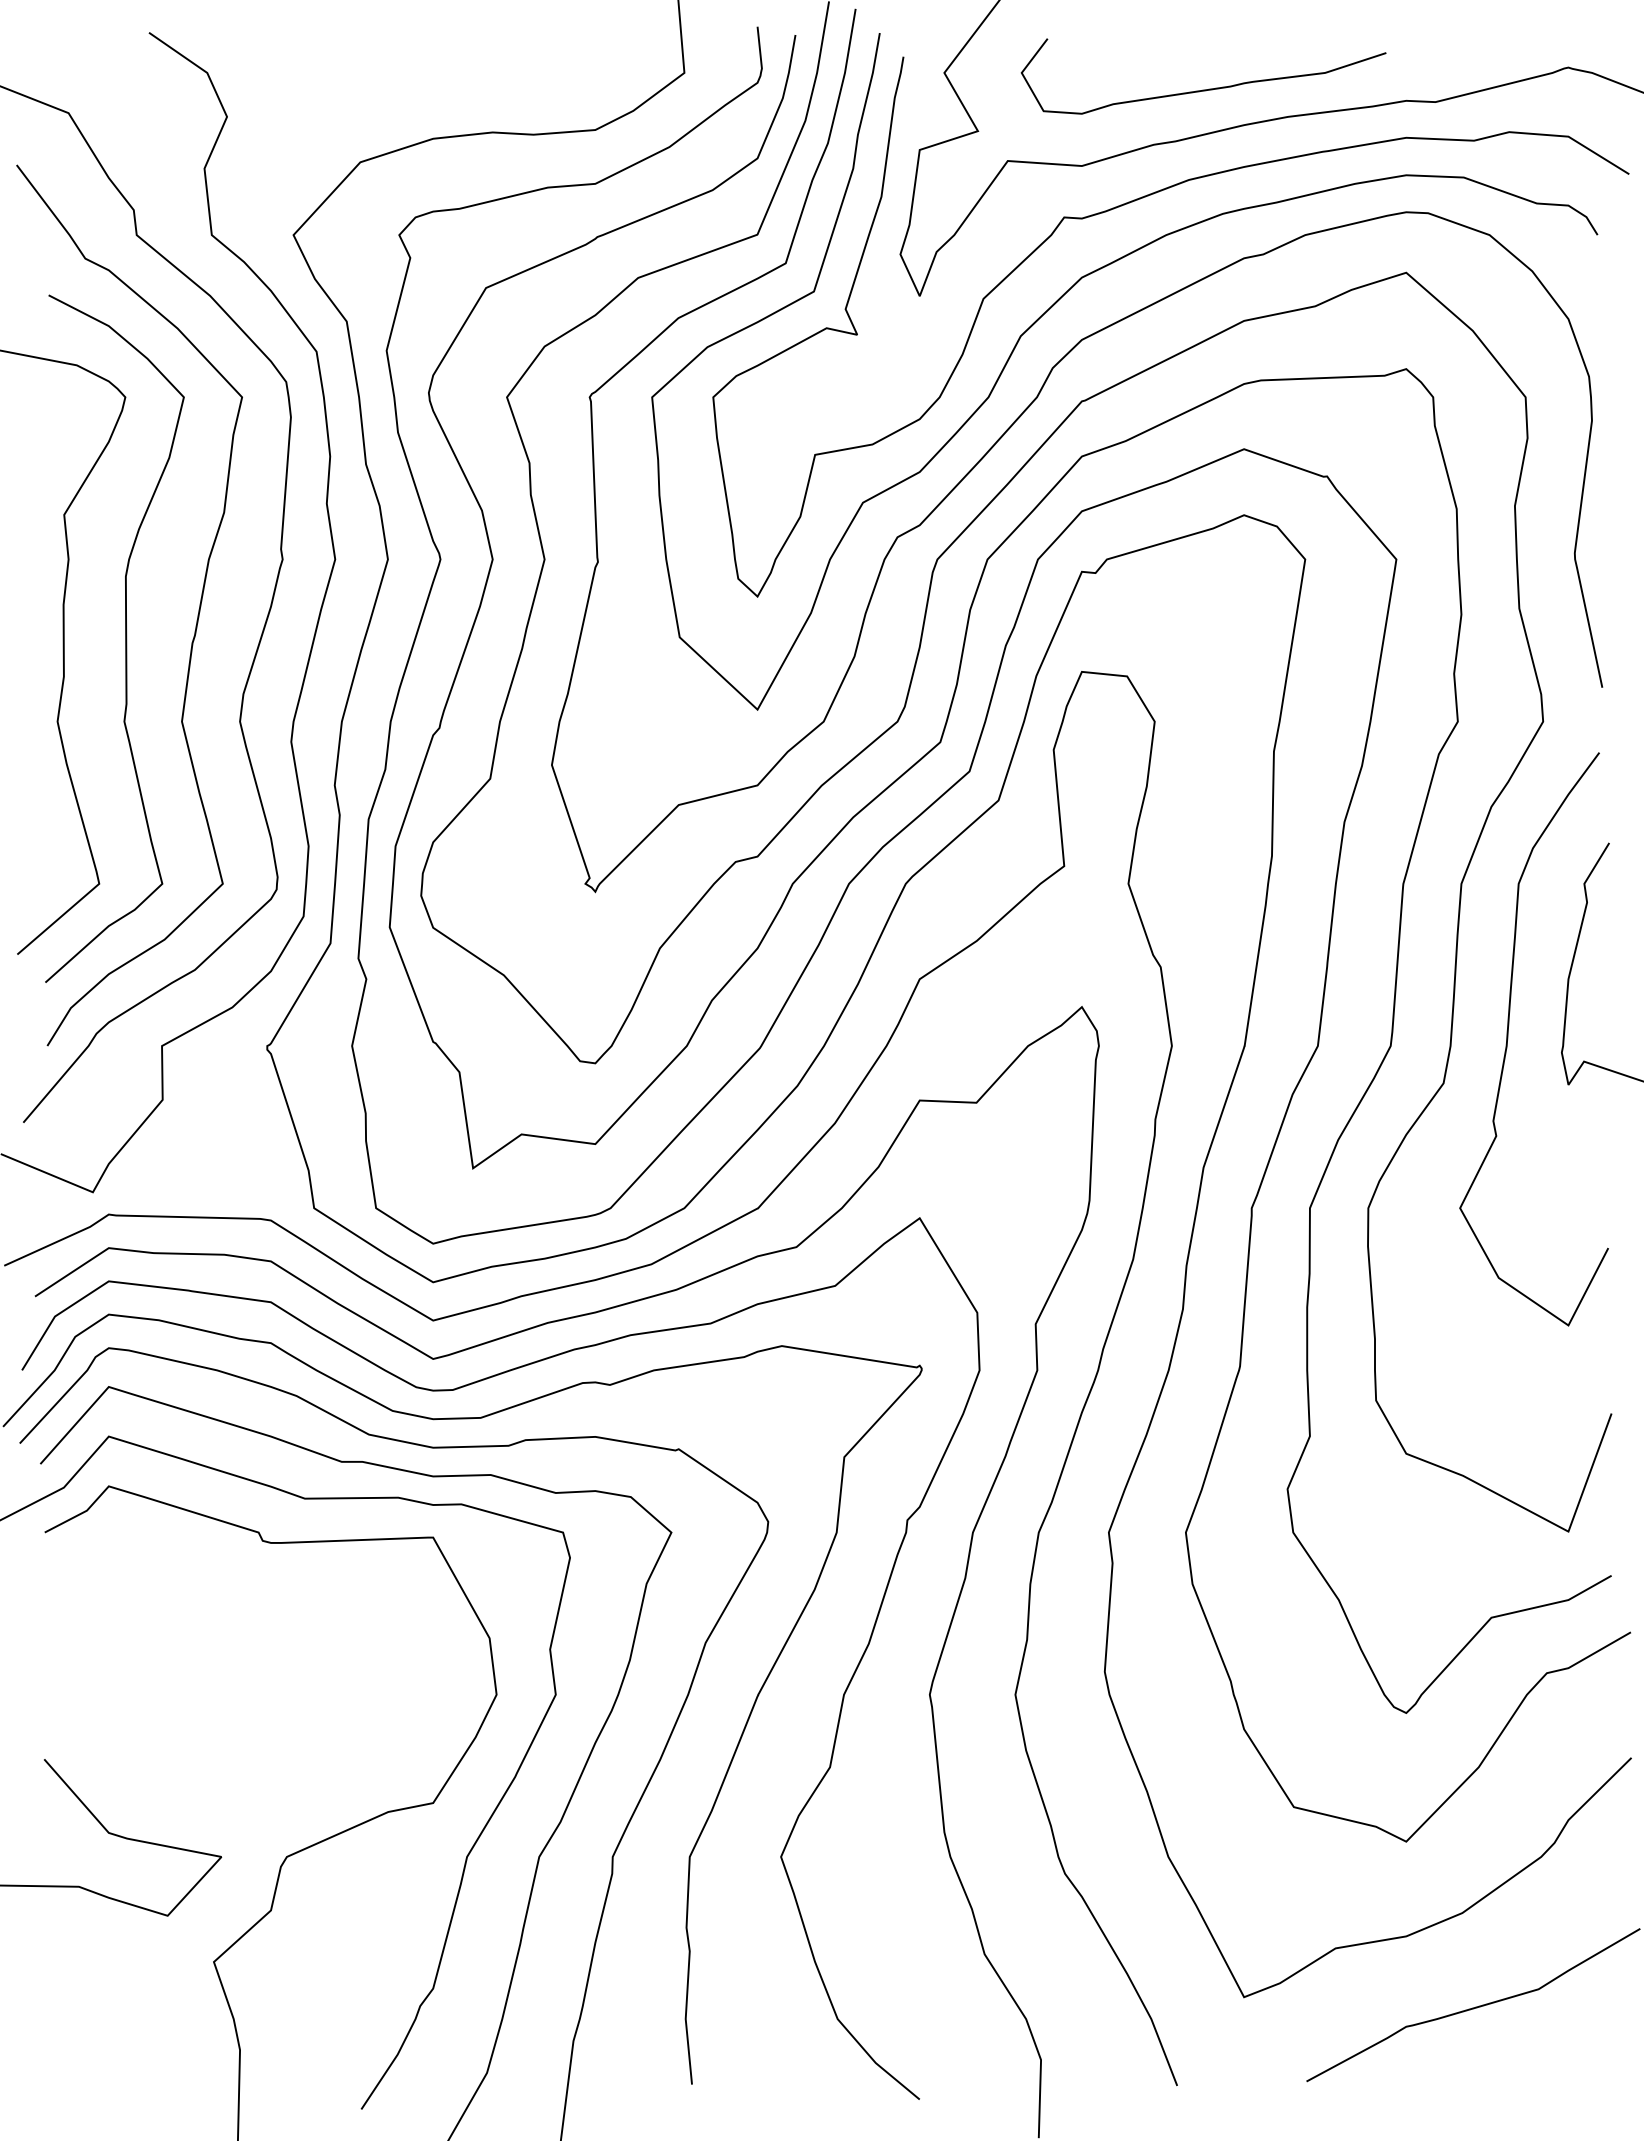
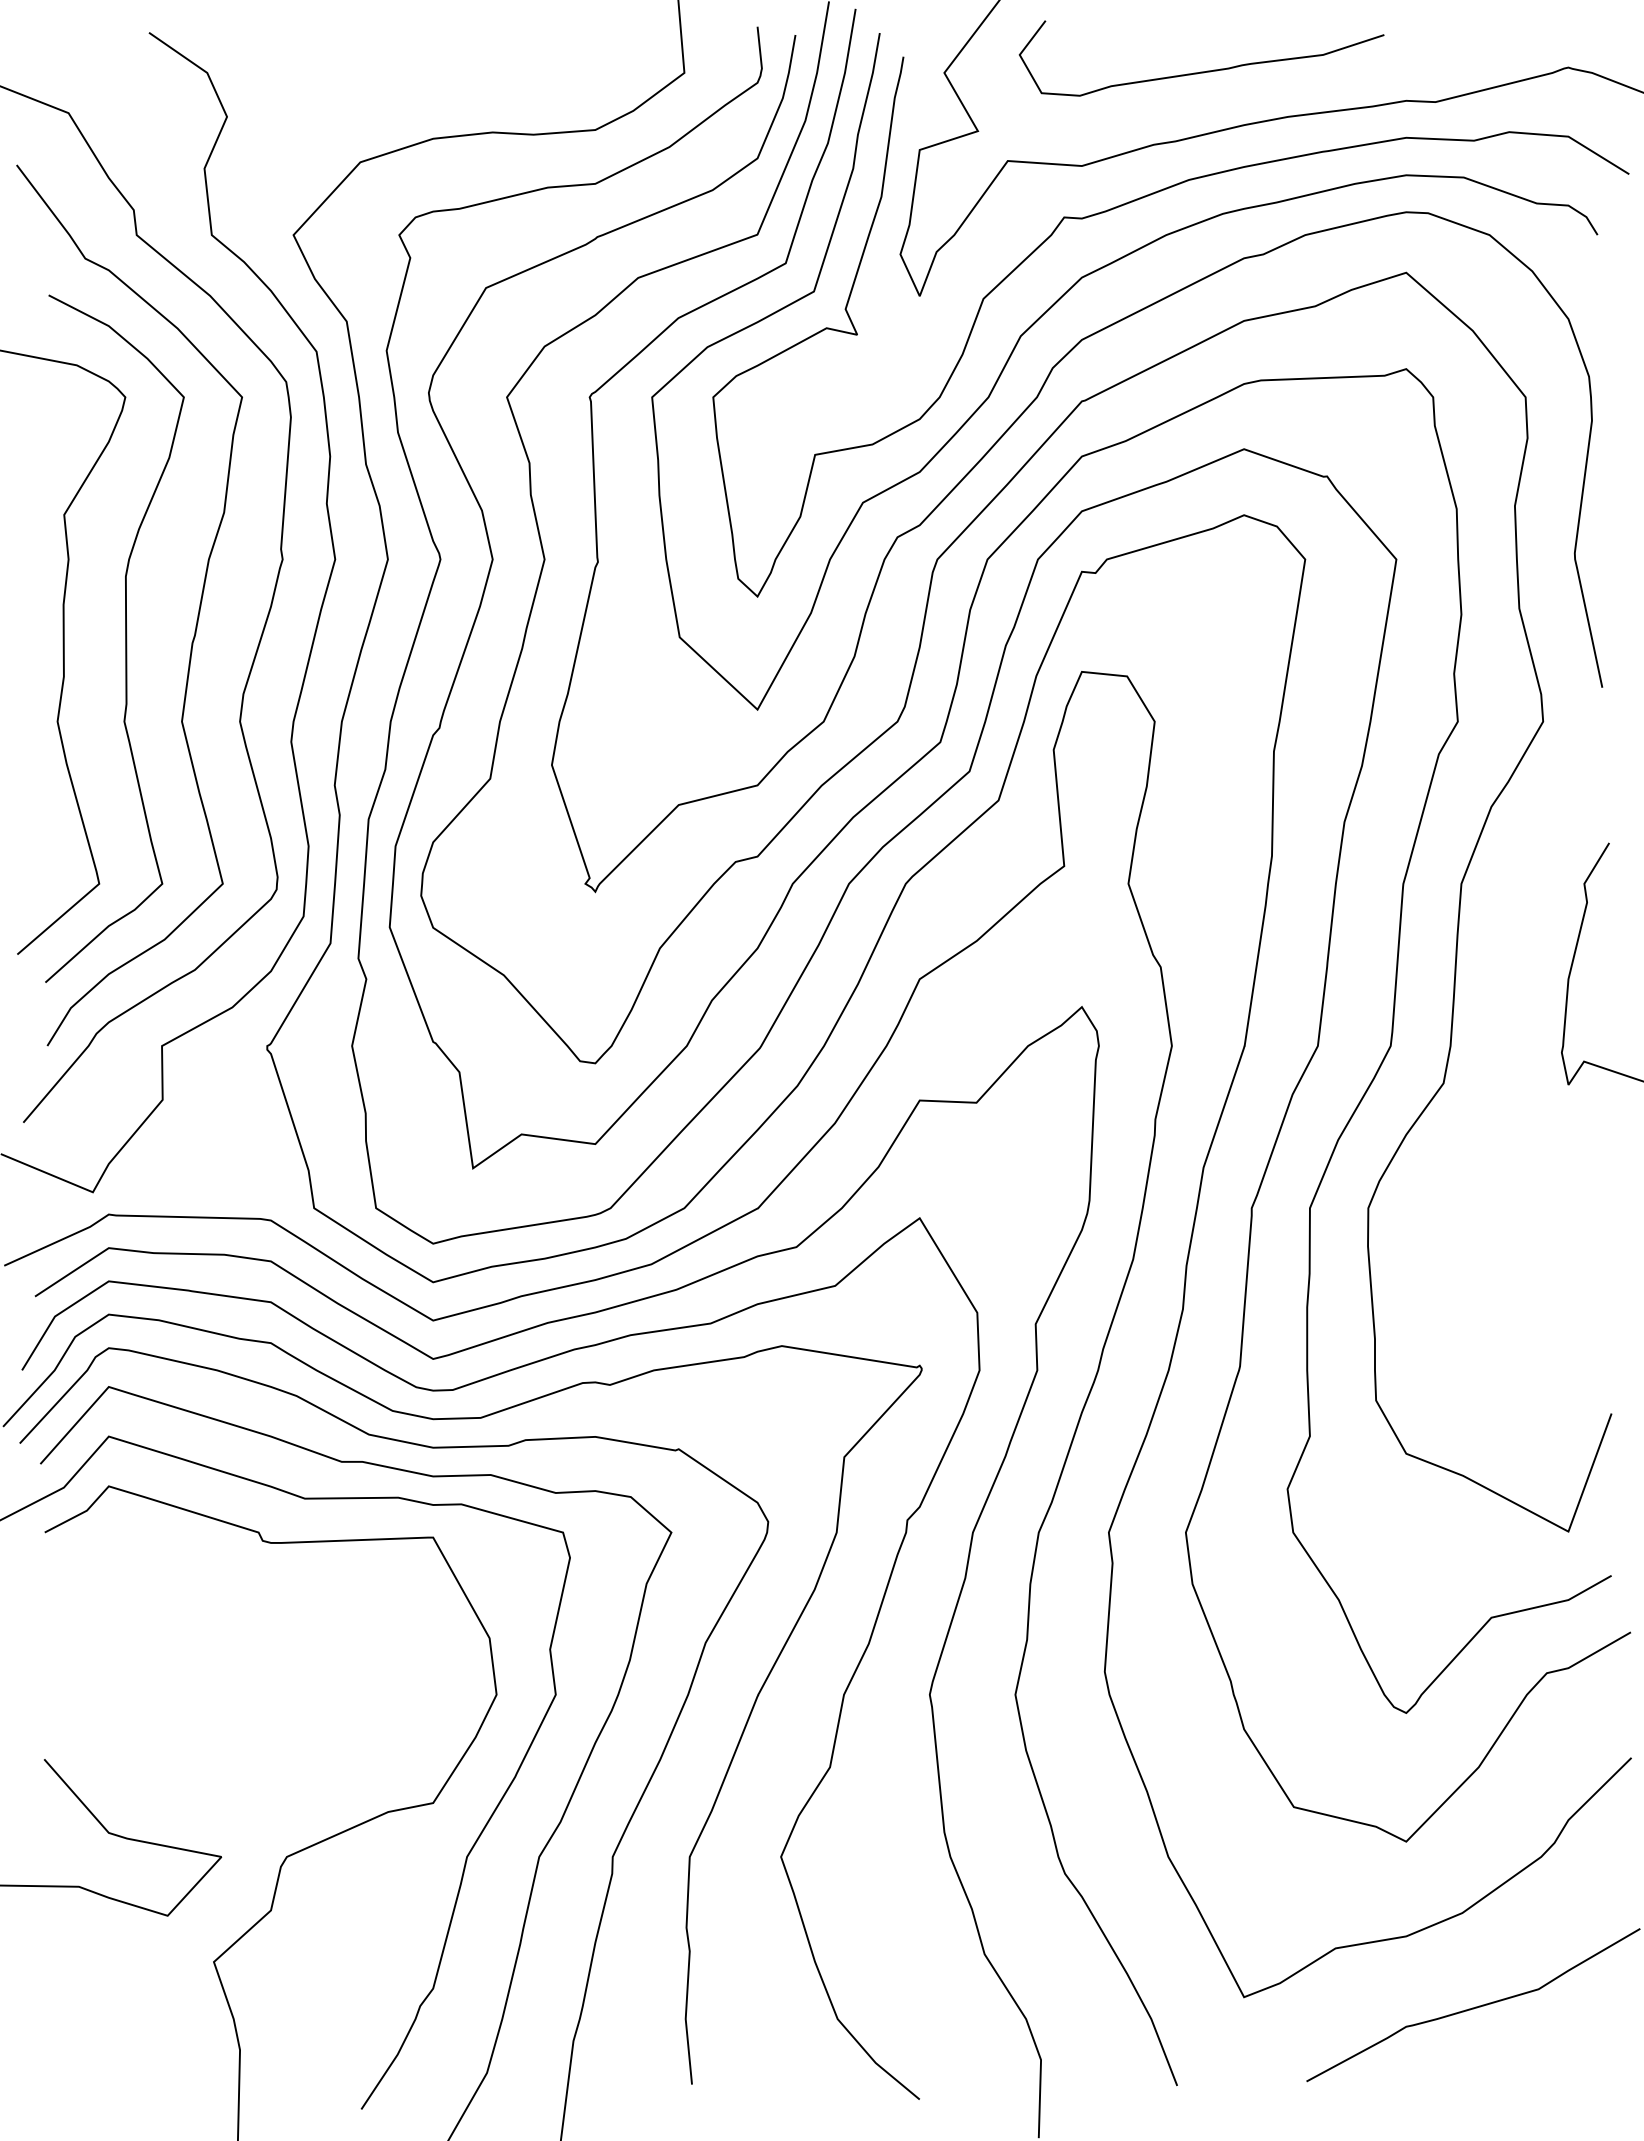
curve position: (1203, 89) -> (1201, 71) (1201, 71)
curve: present -> none (1508, 1039)
